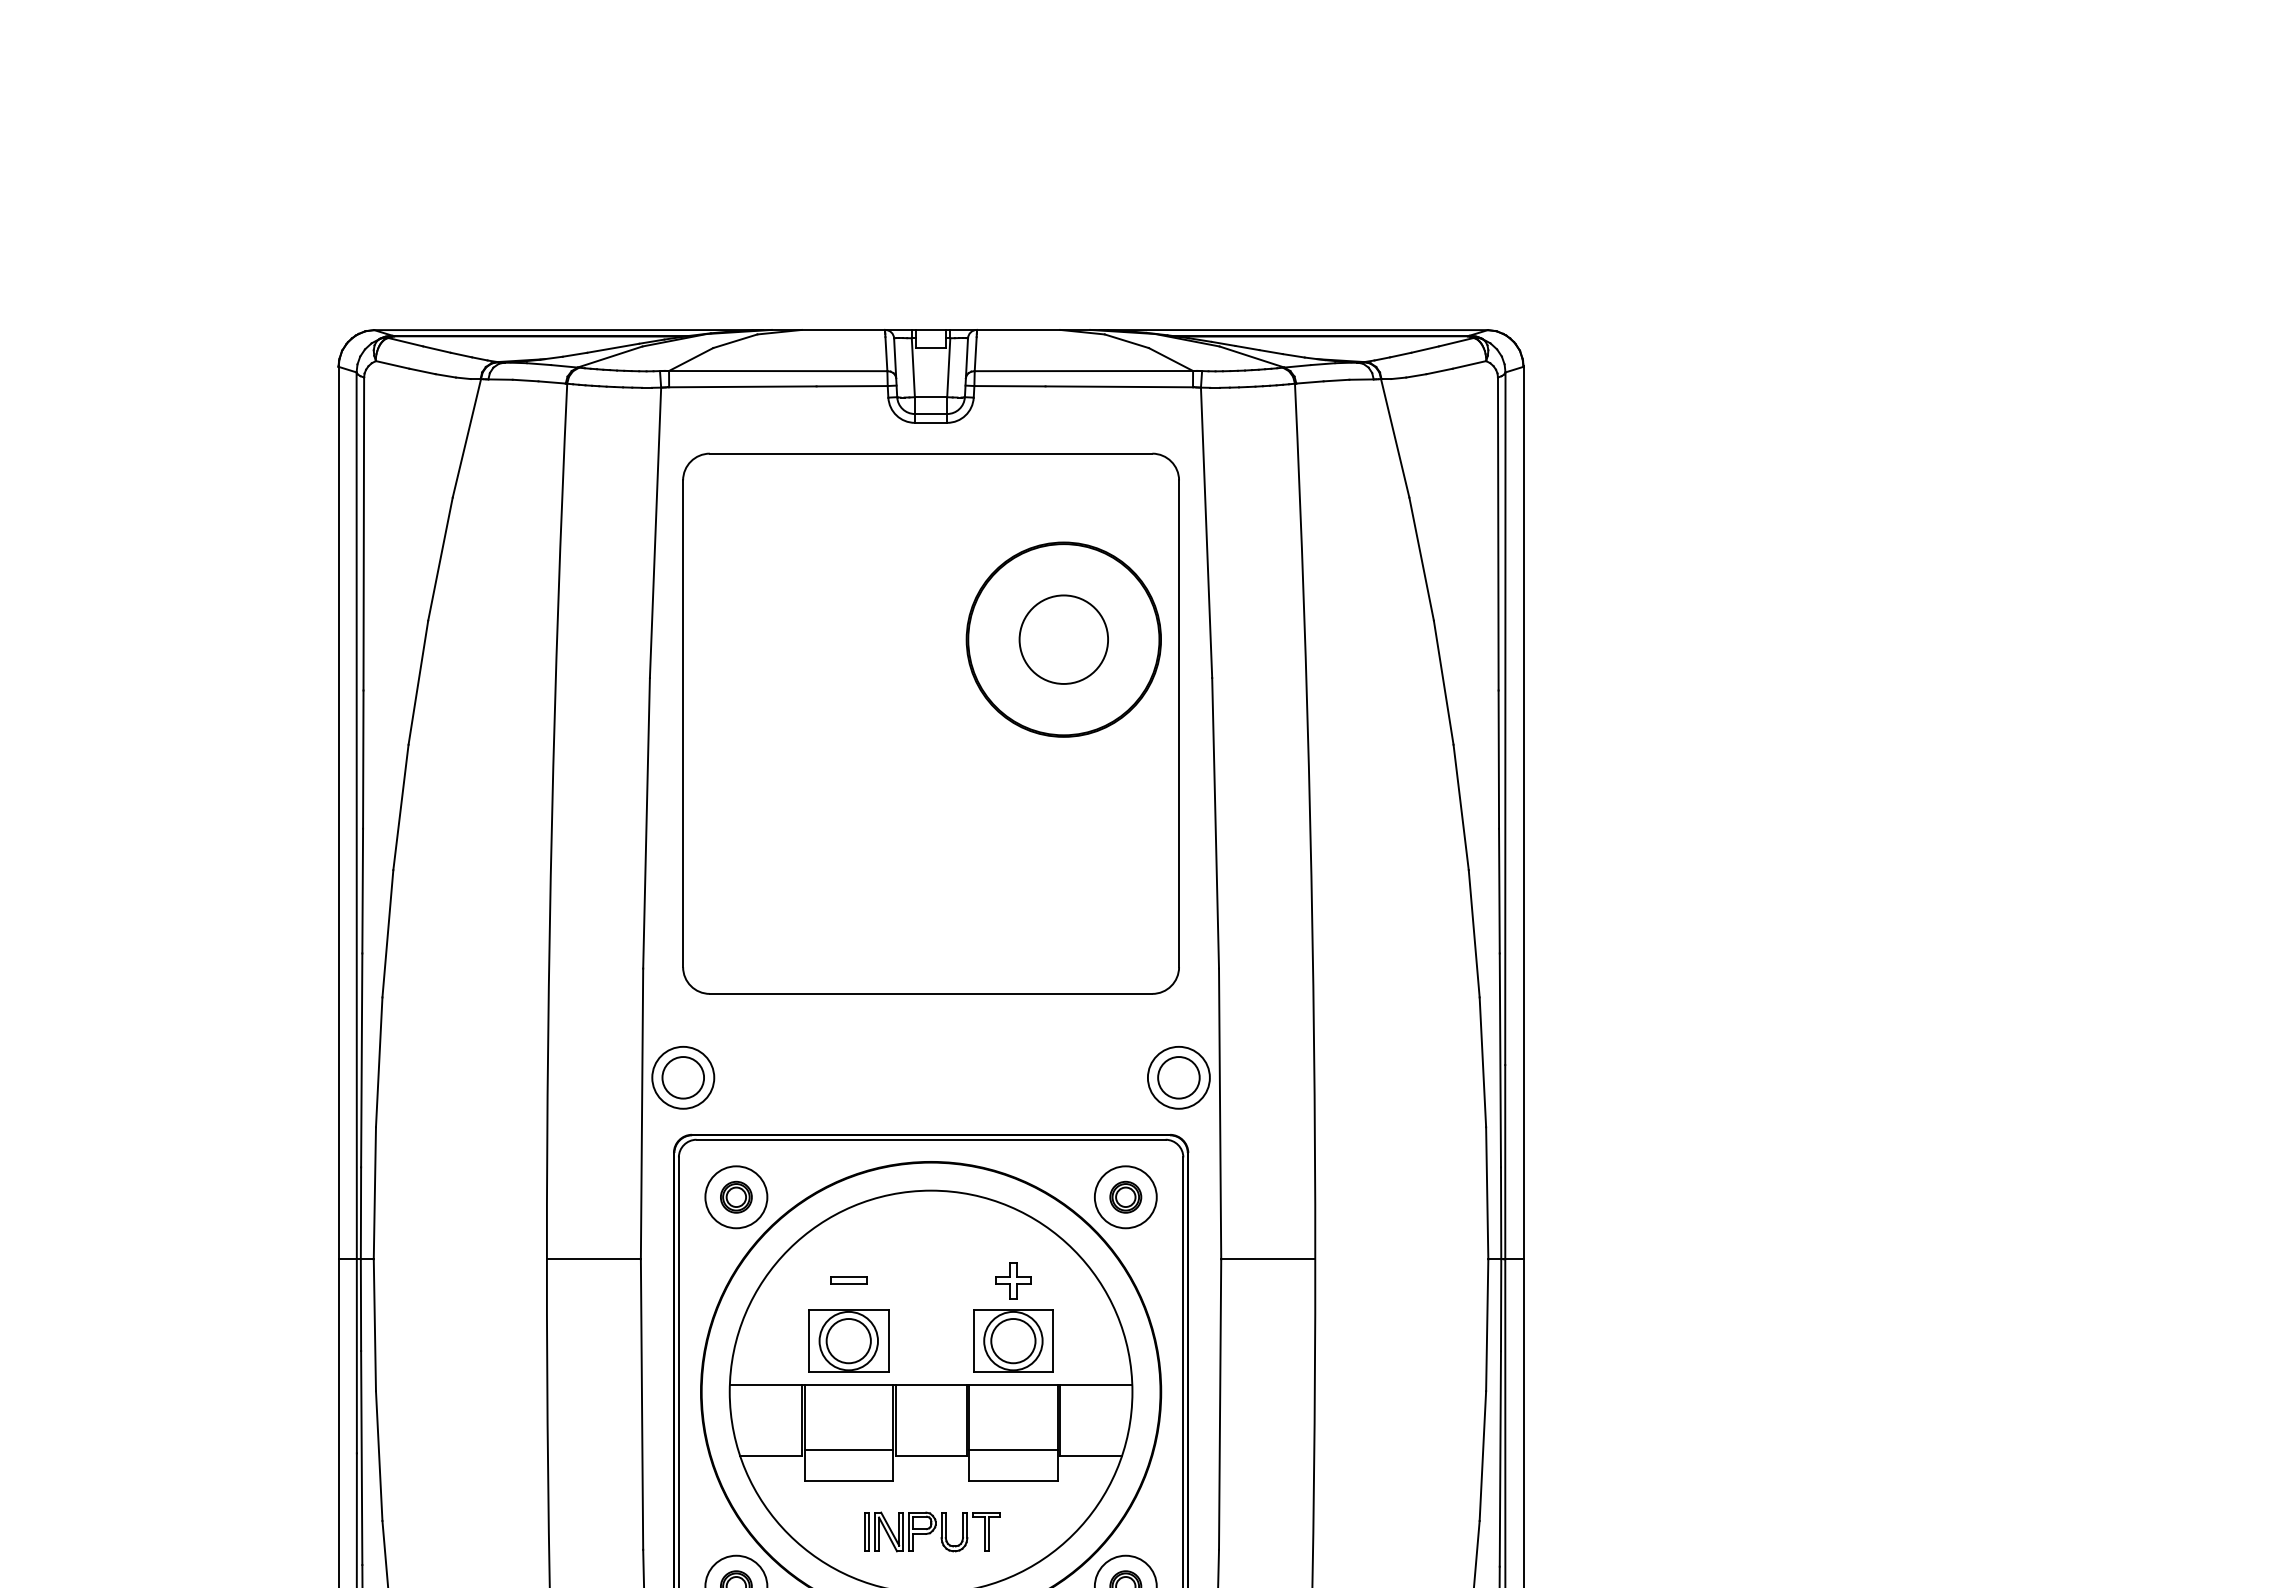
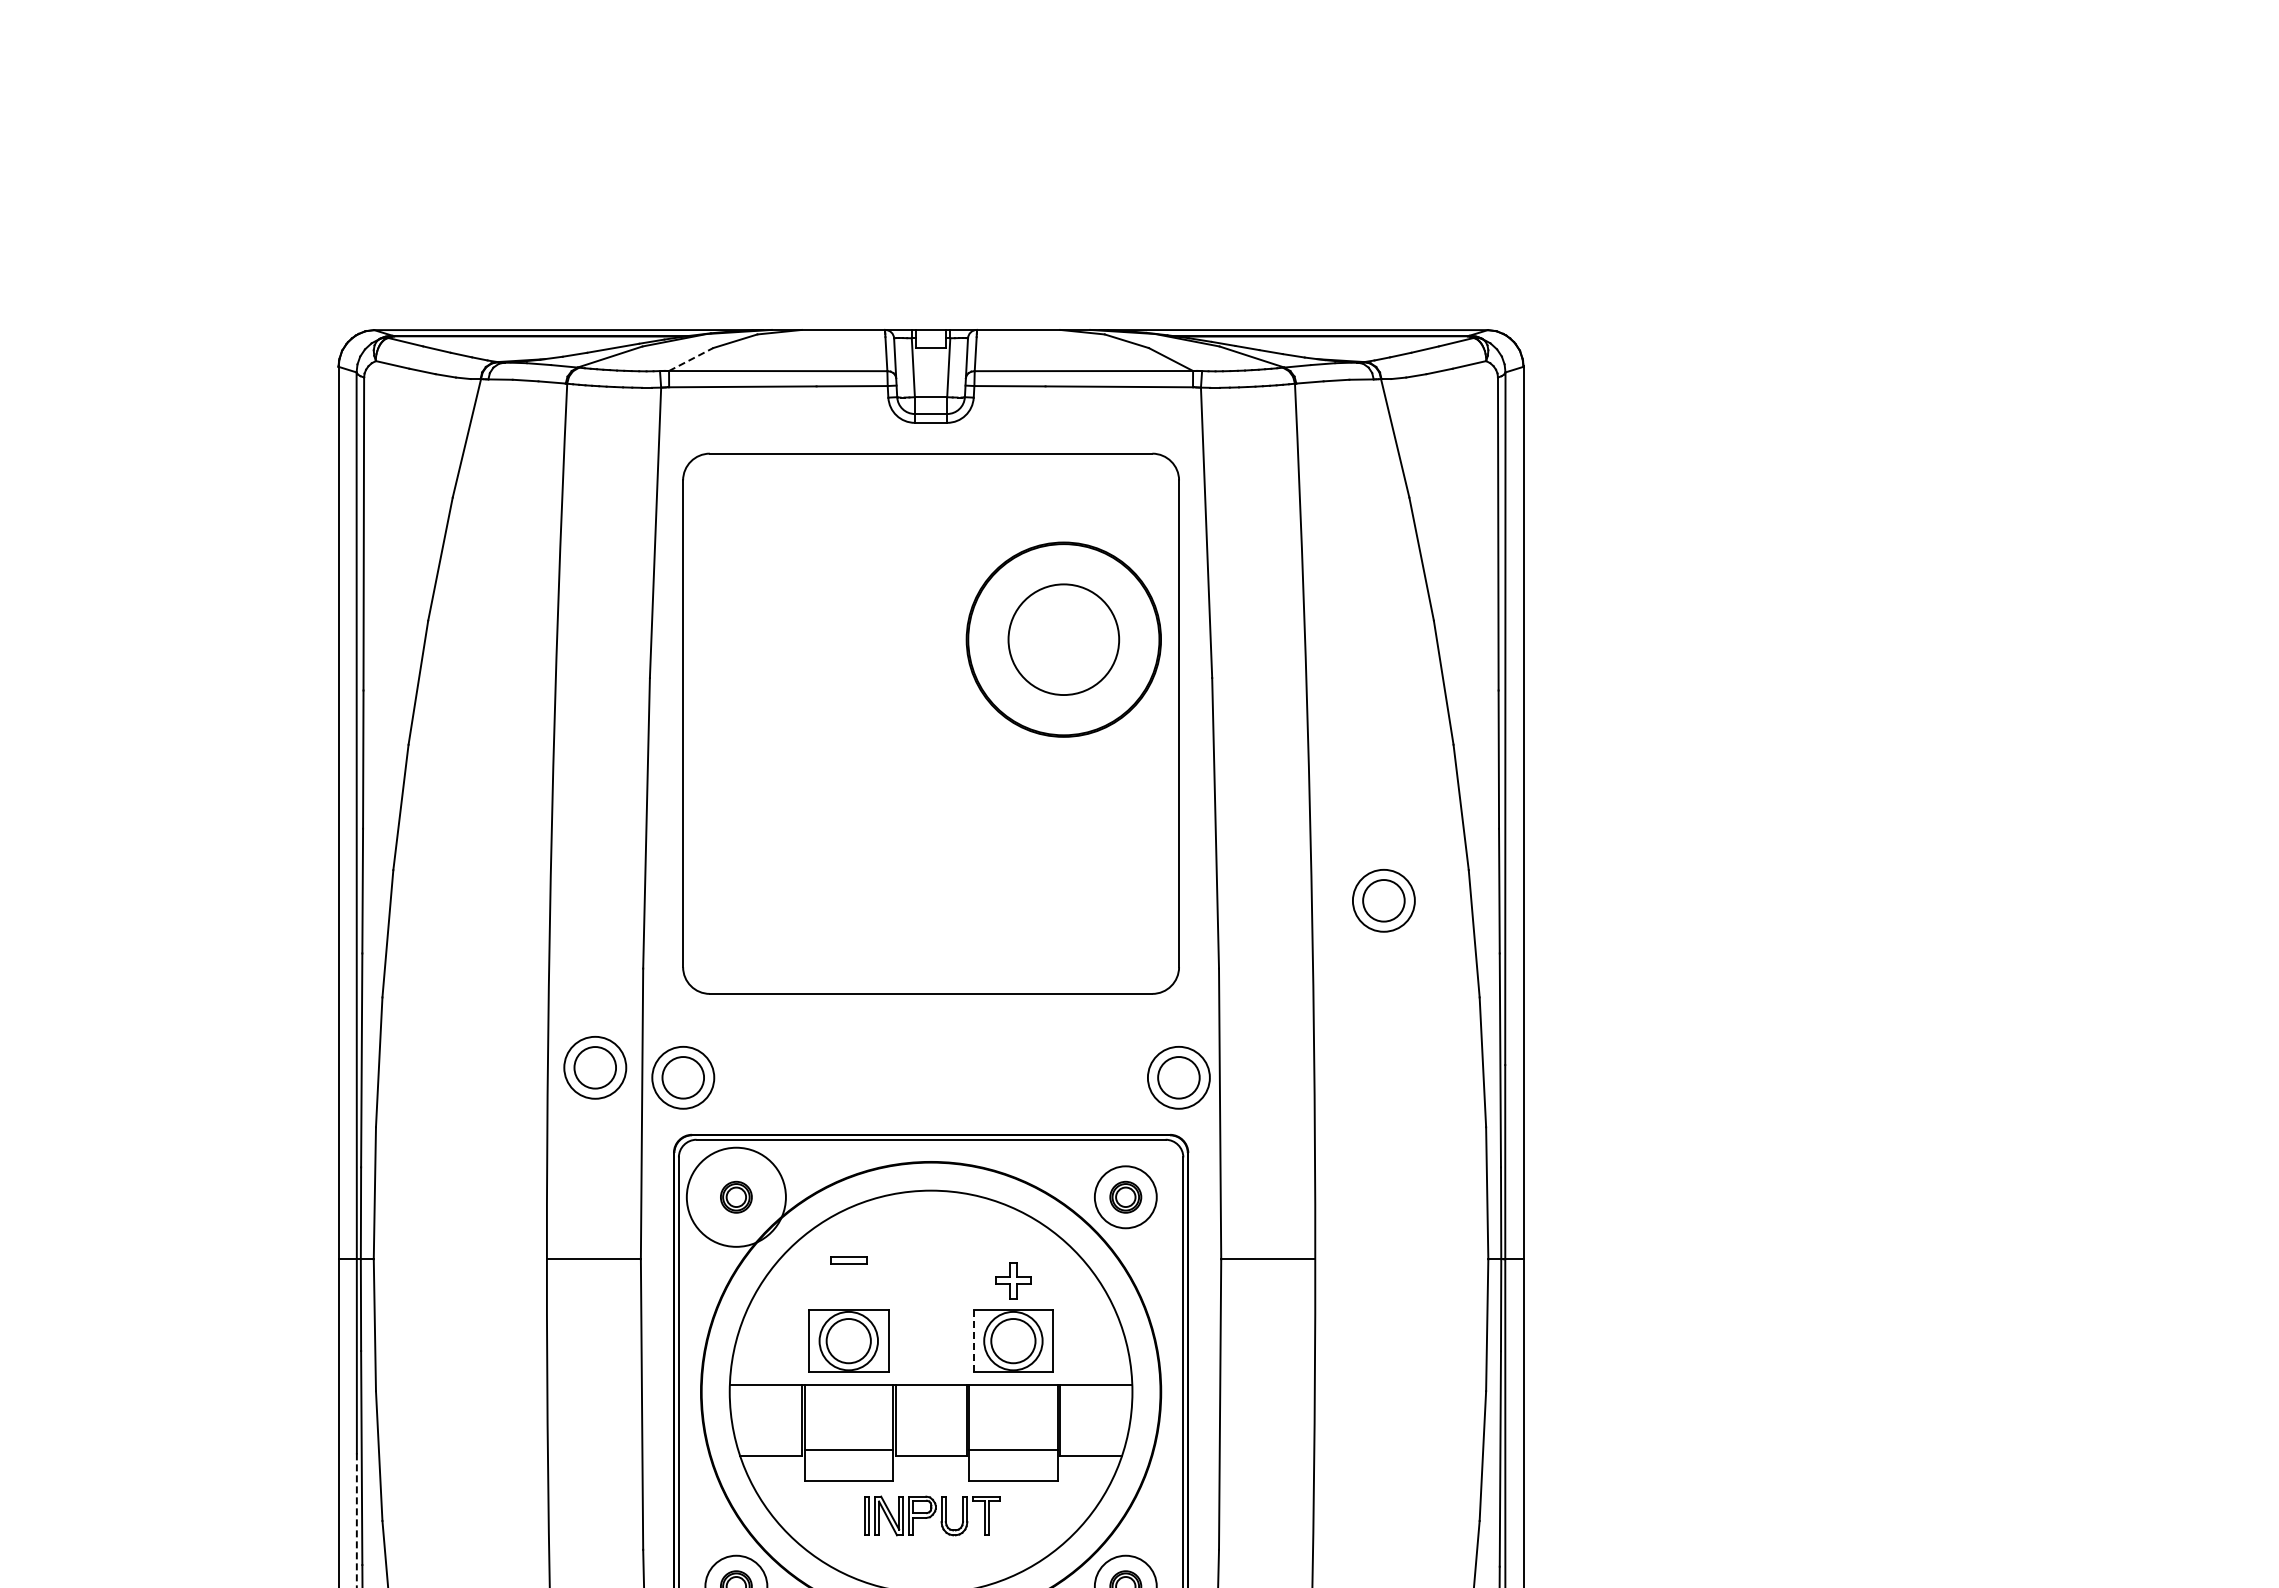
line: solid -> dashed (691, 359)
circle diameter: 89 px -> 111 px (1063, 639)
part: none -> present (1383, 900)
part: none -> present (595, 1067)
circle diameter: 62 px -> 99 px (735, 1196)
part position: (848, 1280) -> (848, 1260) (848, 1260)
line: solid -> dashed (973, 1341)
line: solid -> dashed (356, 1520)
part position: (932, 1531) -> (932, 1515) (932, 1515)
